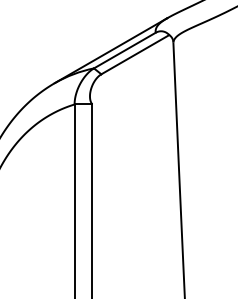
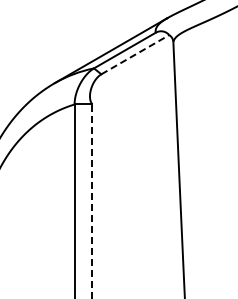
line: solid -> dashed (135, 54)
line: solid -> dashed (92, 201)
